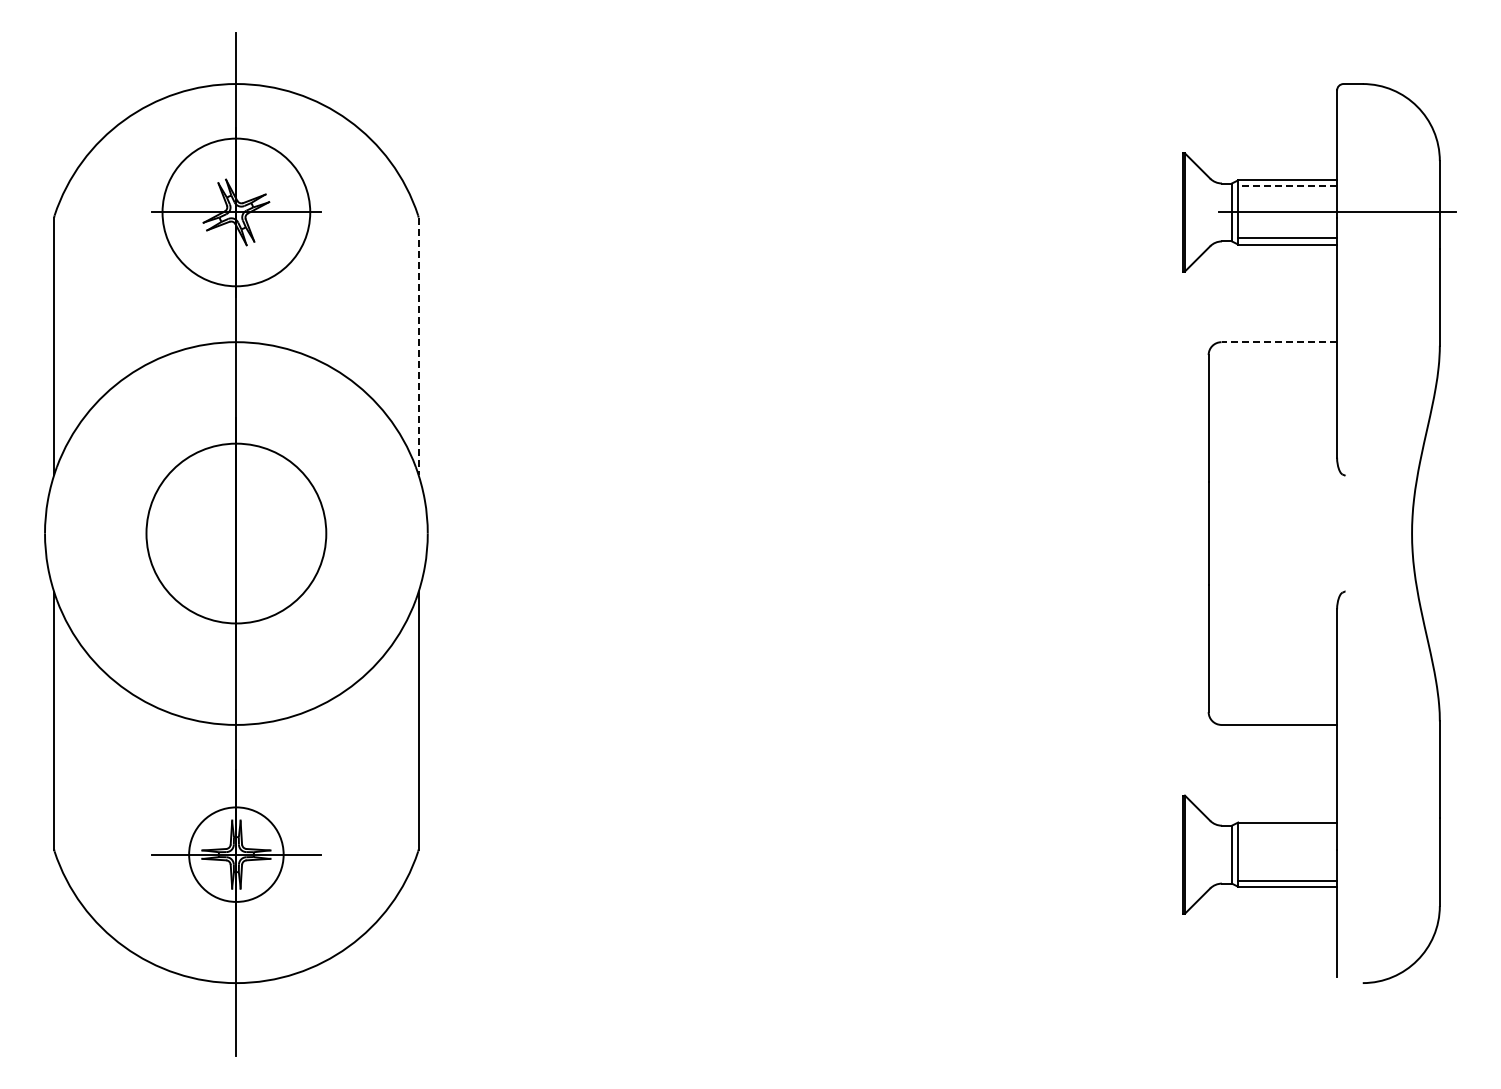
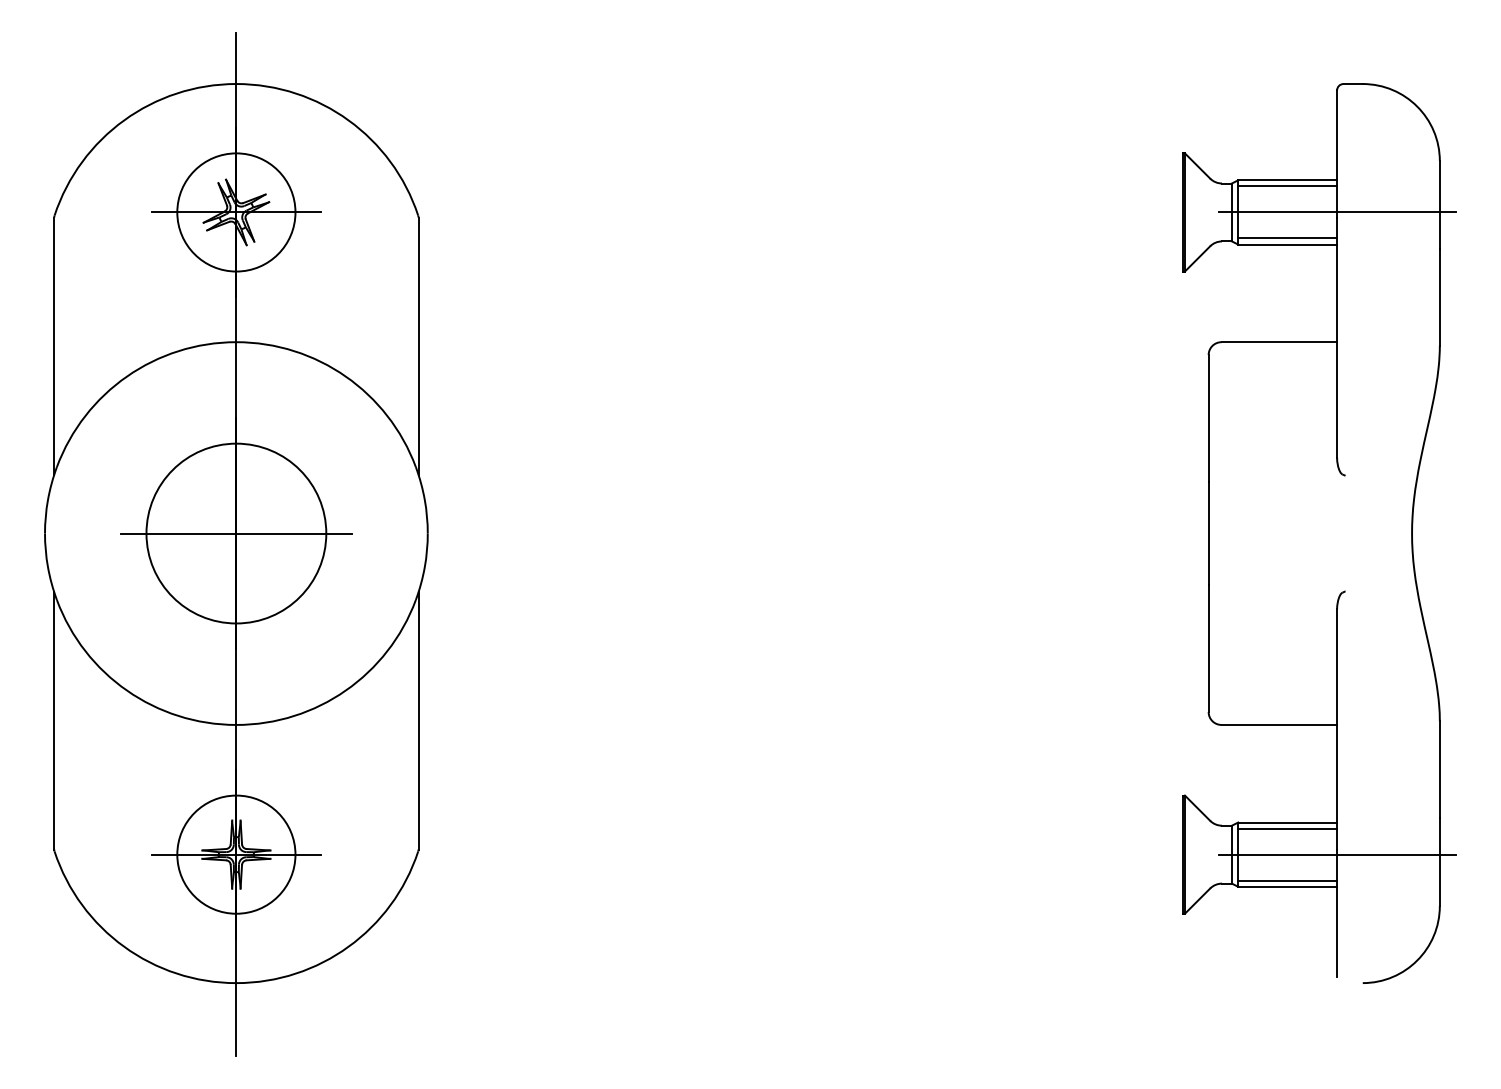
line: dashed -> solid (1287, 186)
circle diameter: 148 px -> 118 px (236, 212)
line: dashed -> solid (1279, 342)
line: dashed -> solid (418, 346)
line: none -> present (236, 533)
line: none -> present (1287, 828)
circle diameter: 95 px -> 118 px (236, 854)
line: none -> present (1336, 854)
